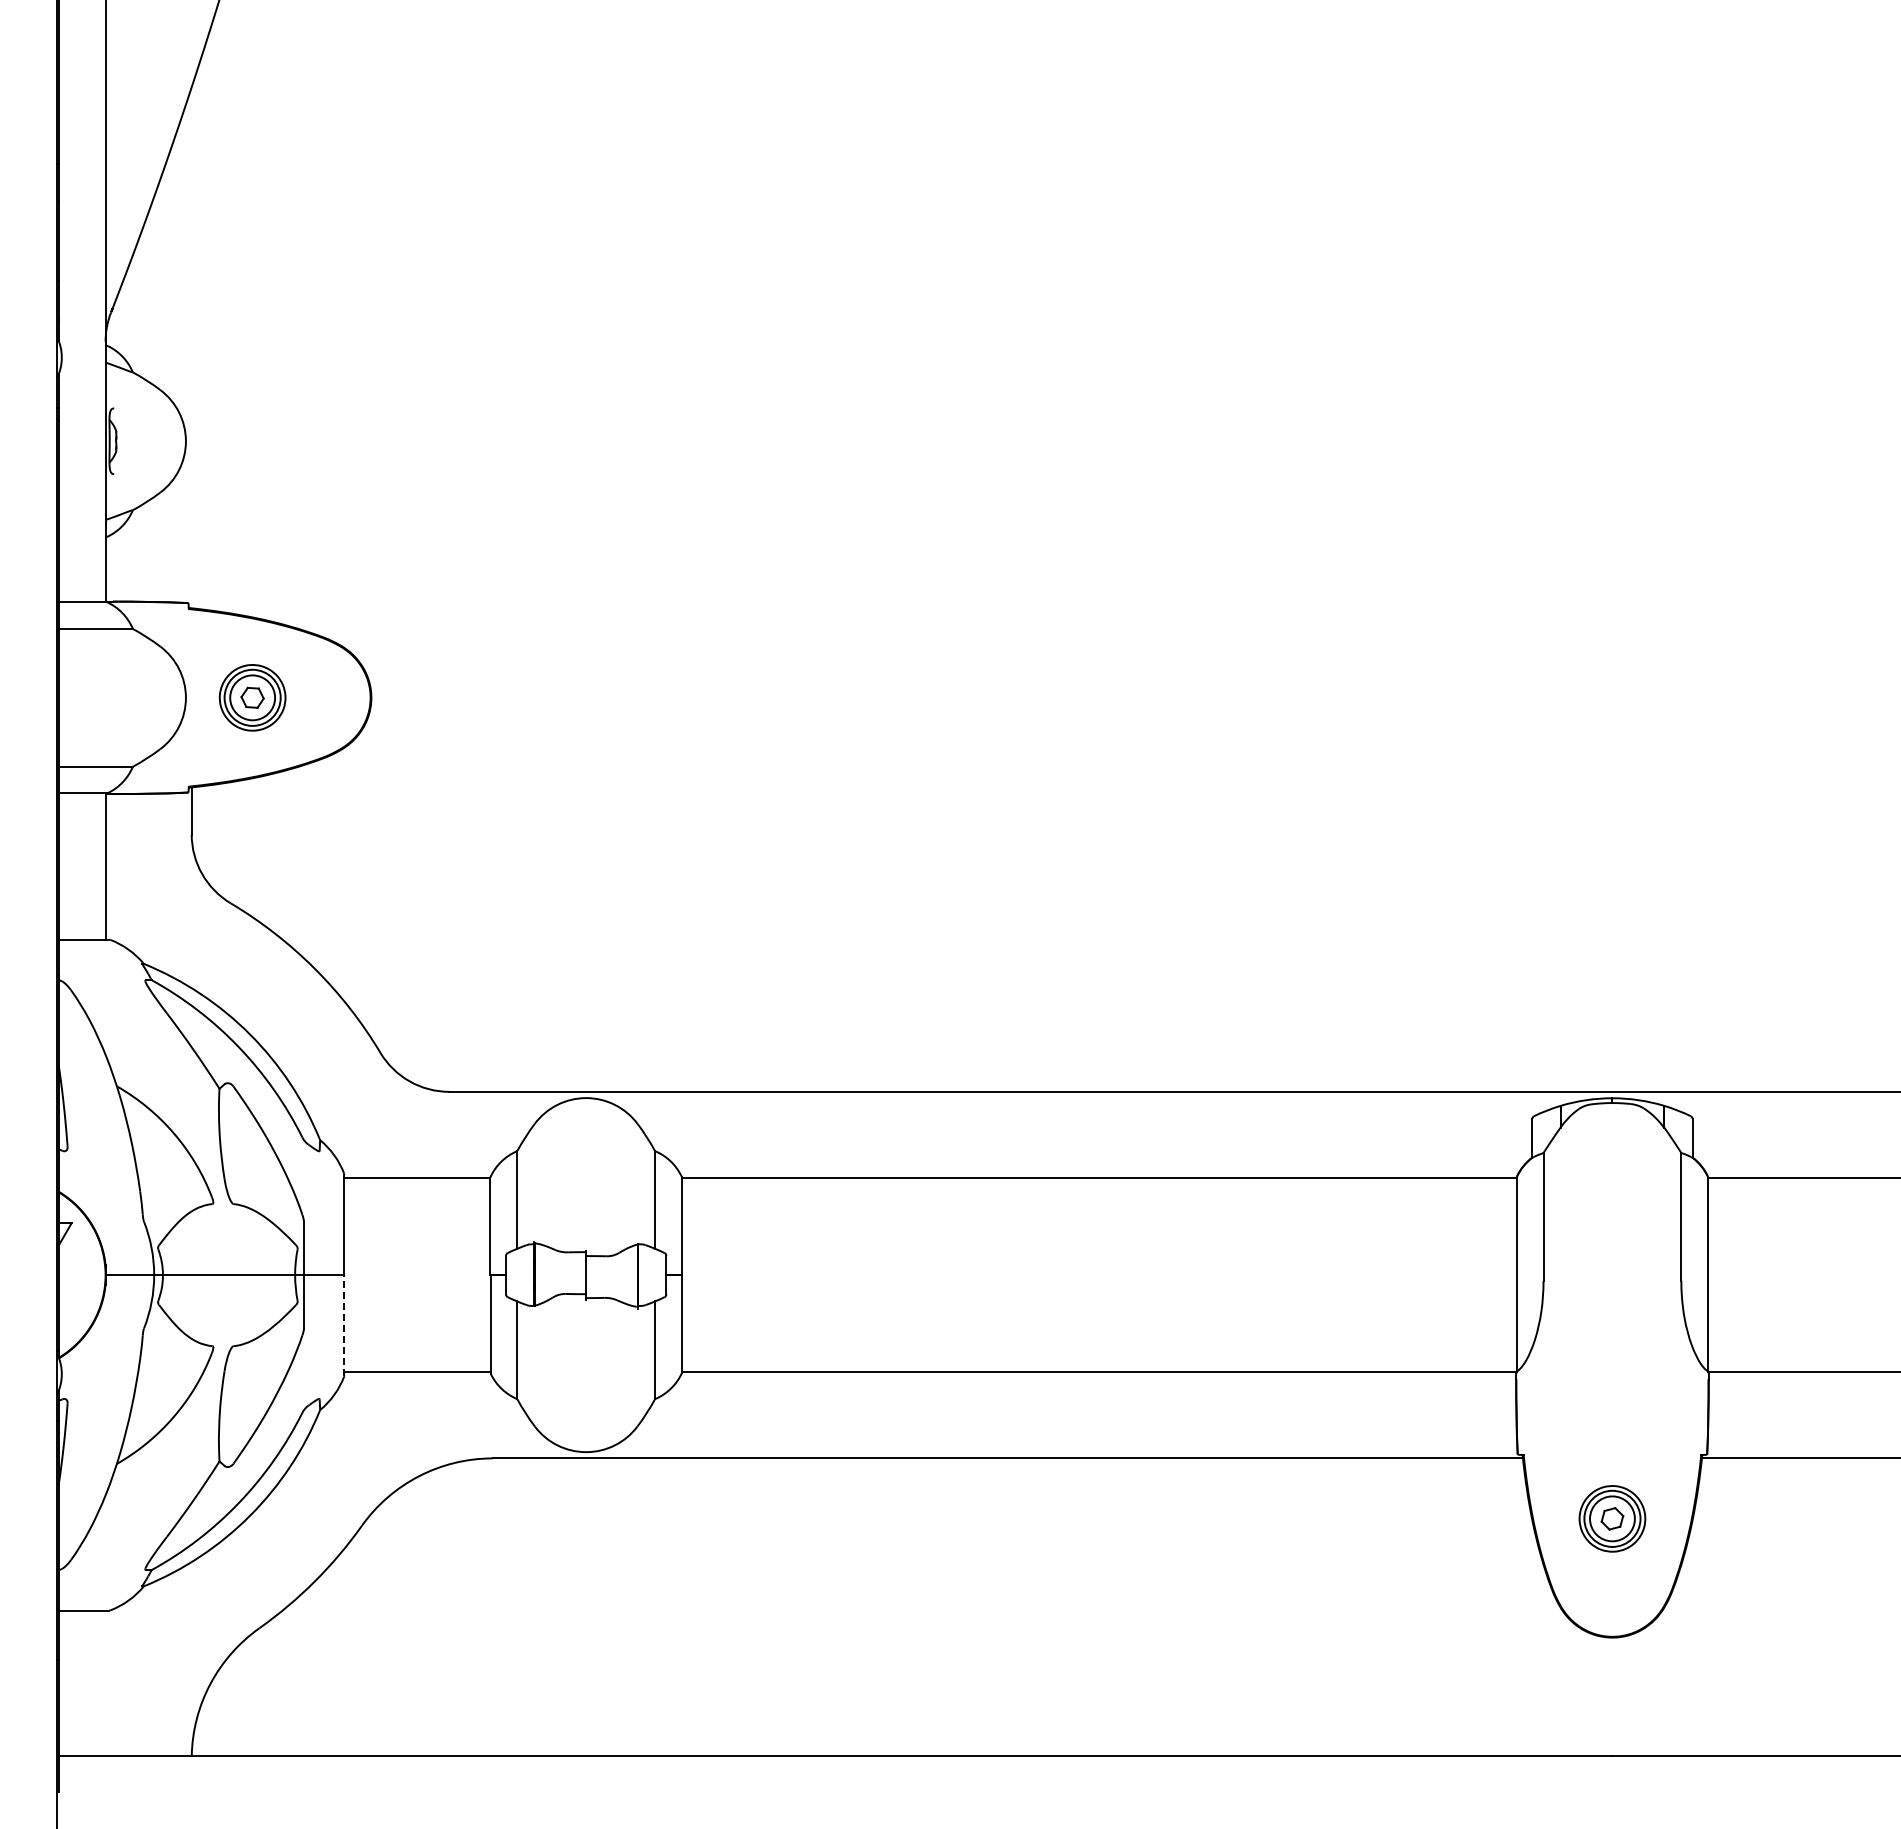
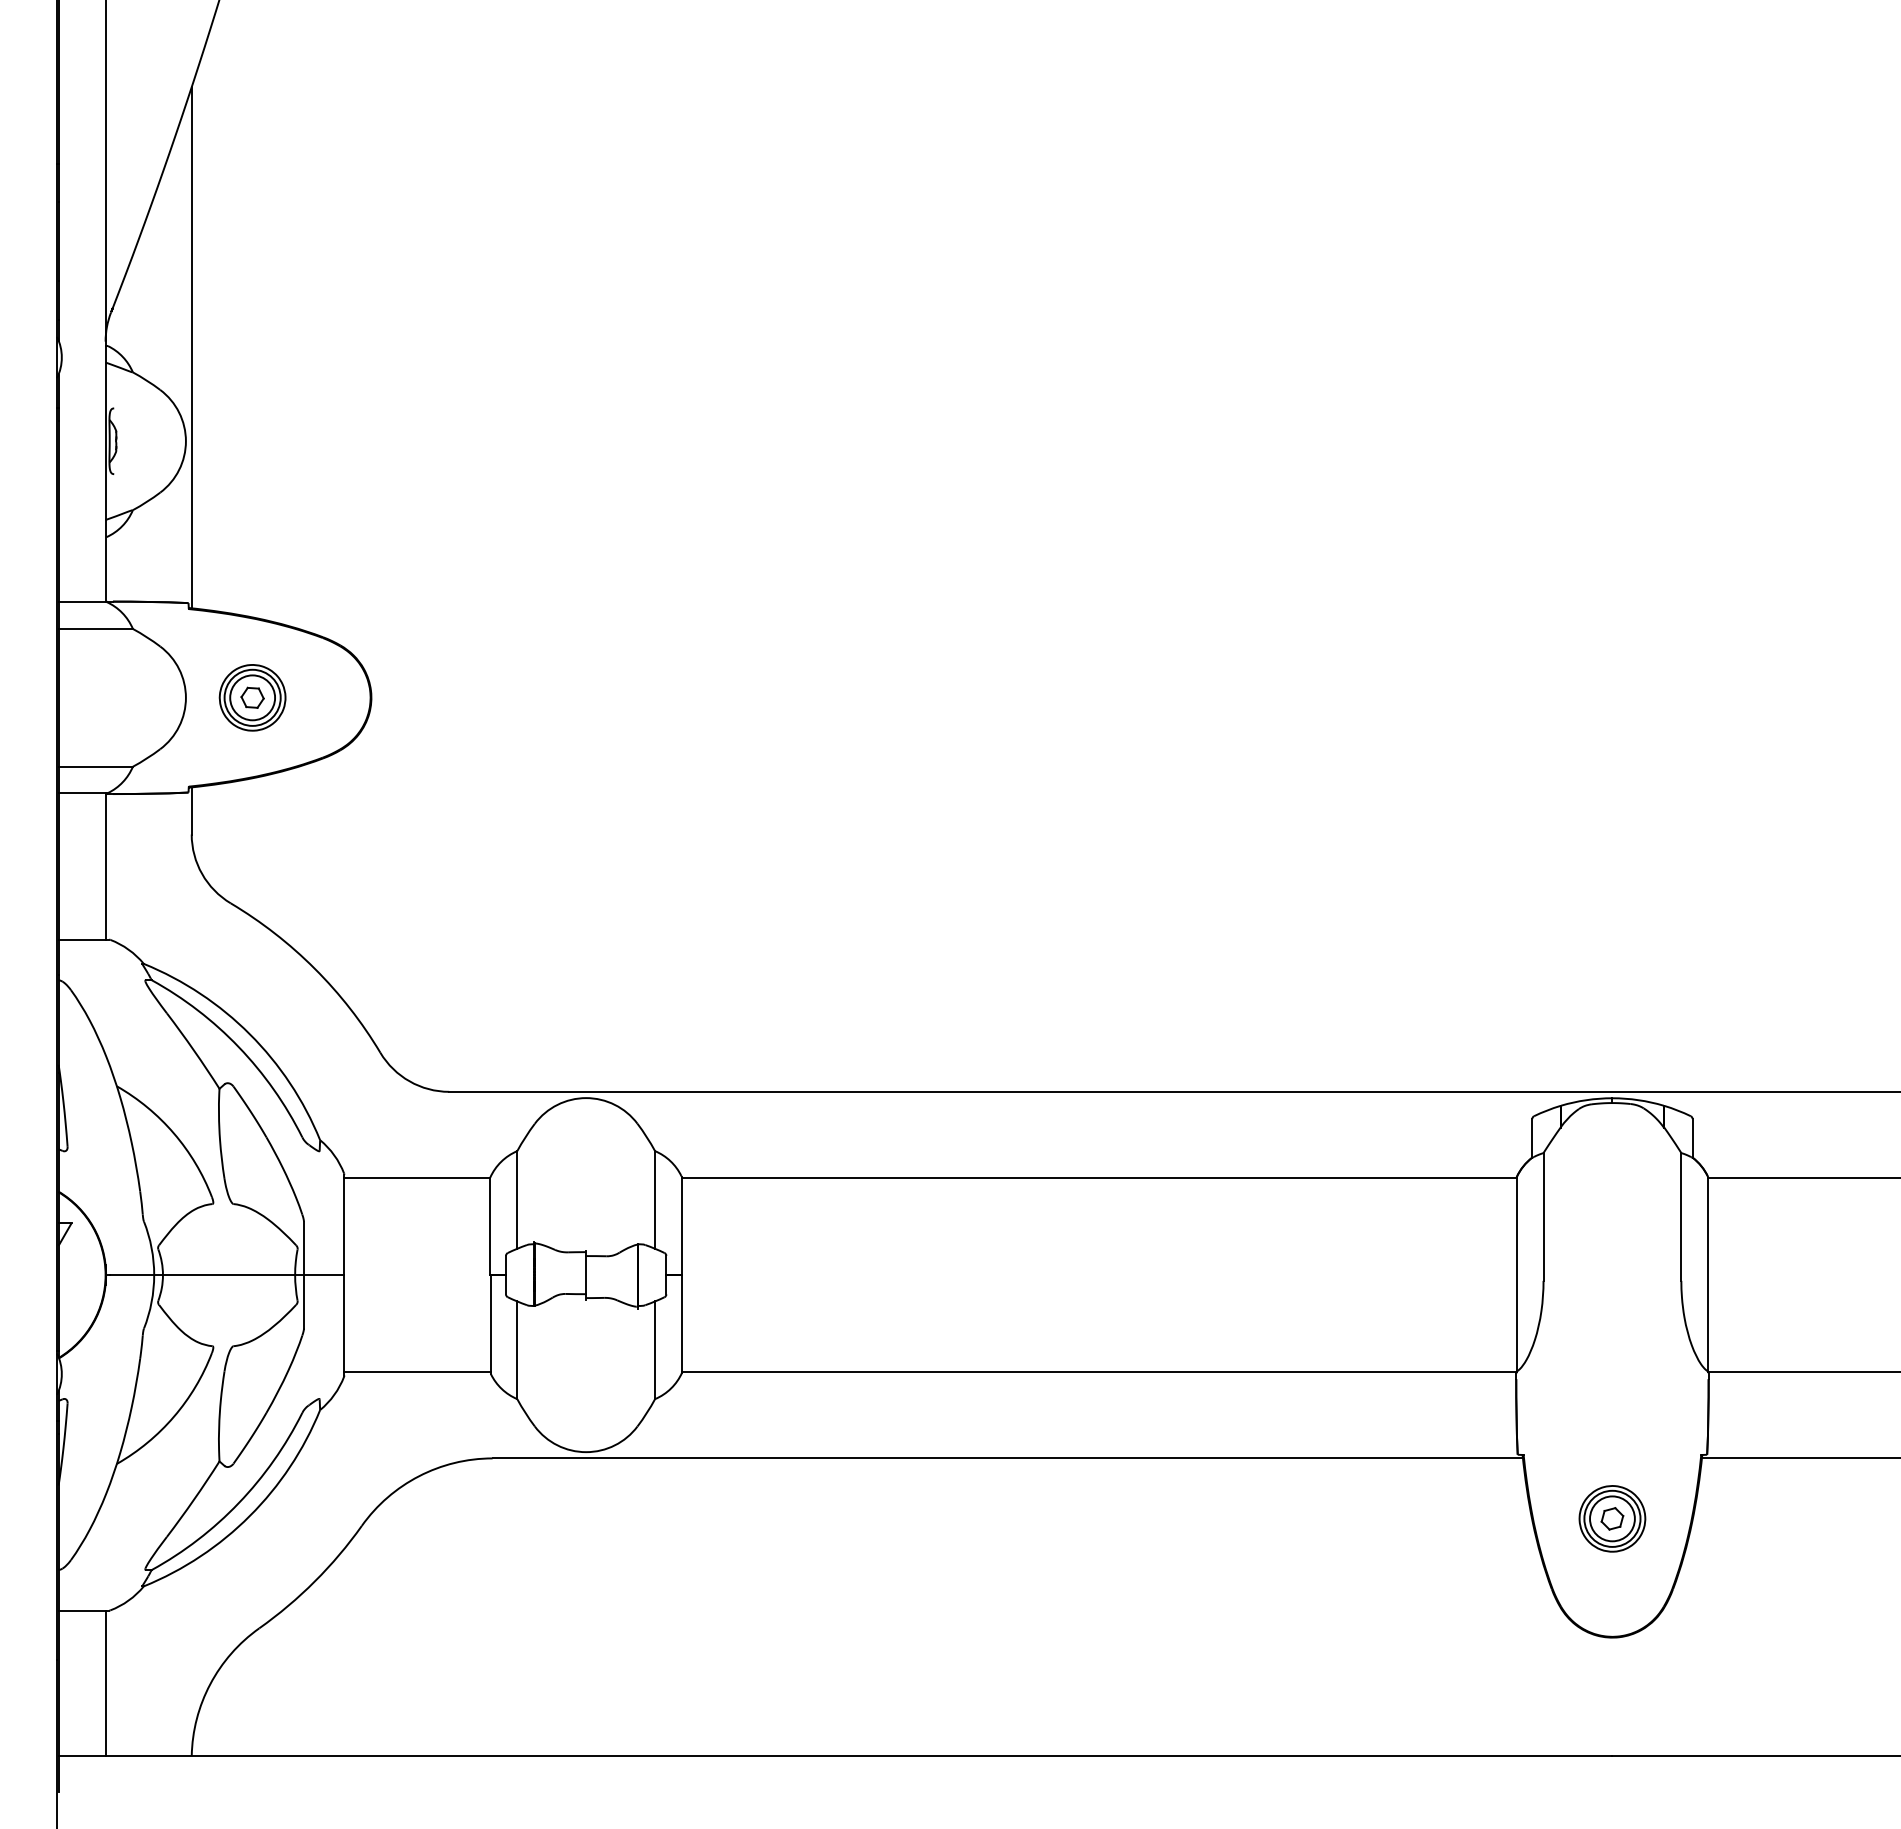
line: none -> present (191, 347)
line: dashed -> solid (344, 1324)
line: none -> present (105, 1683)
